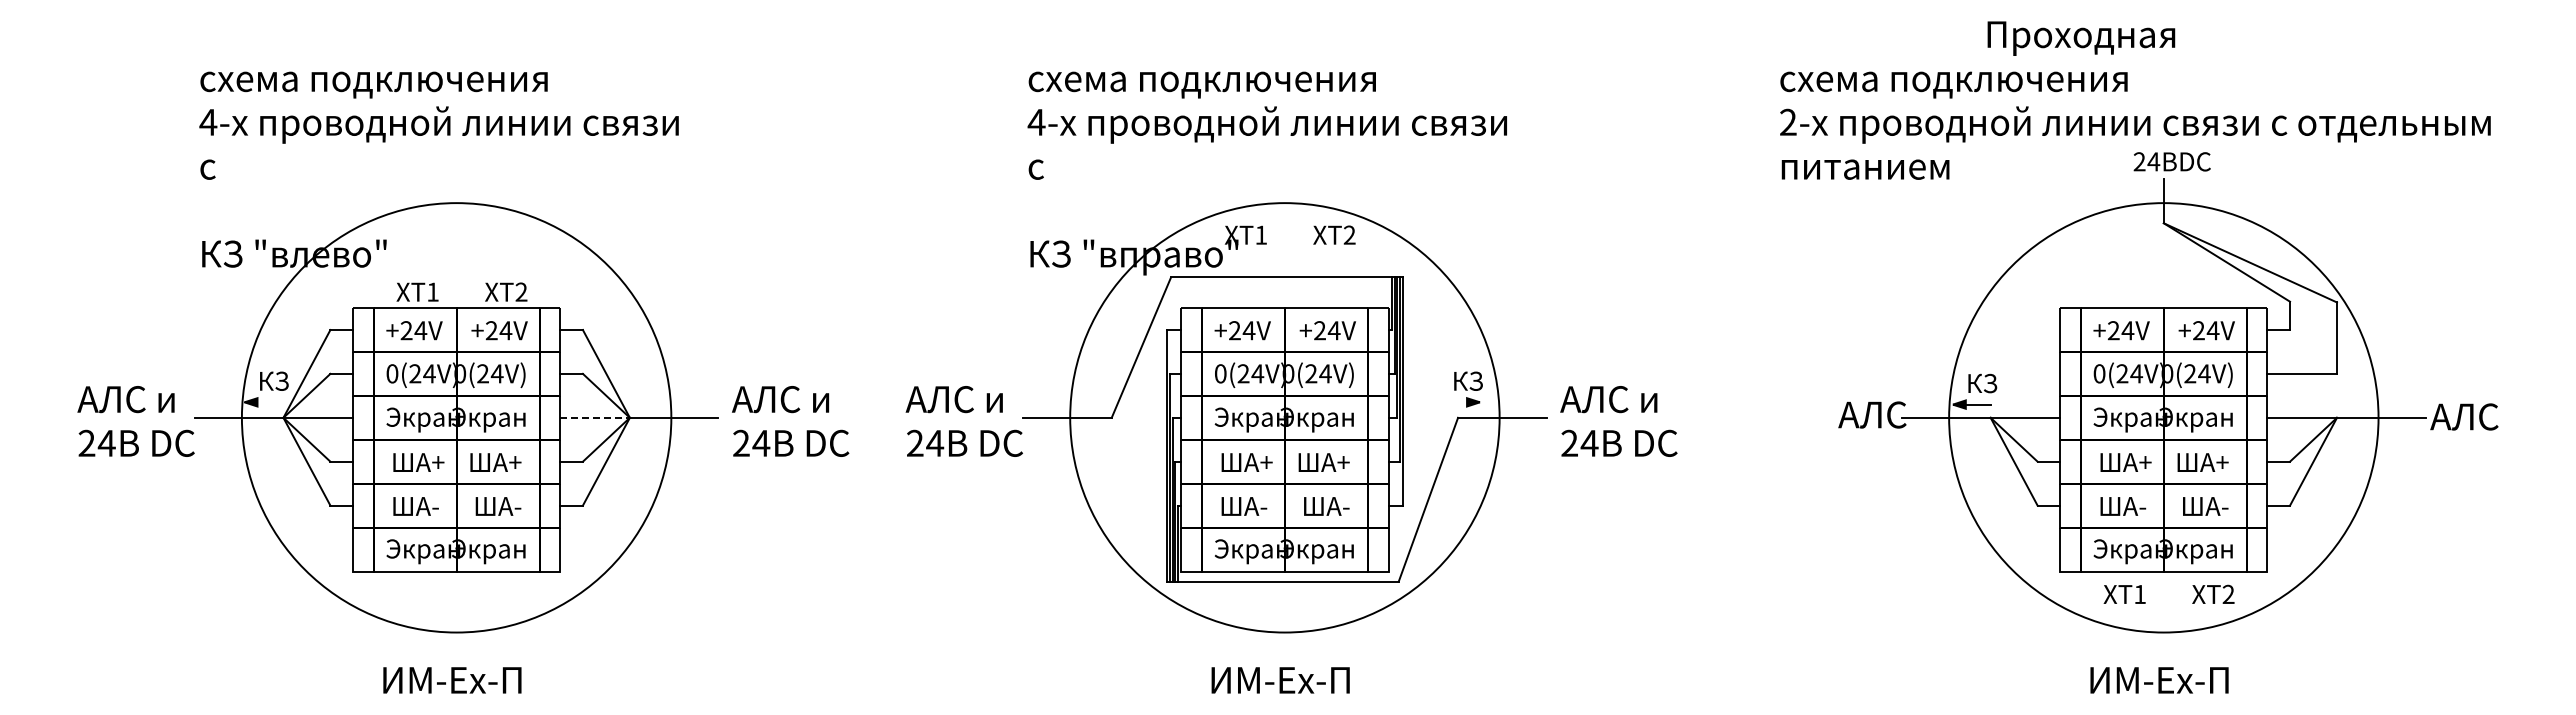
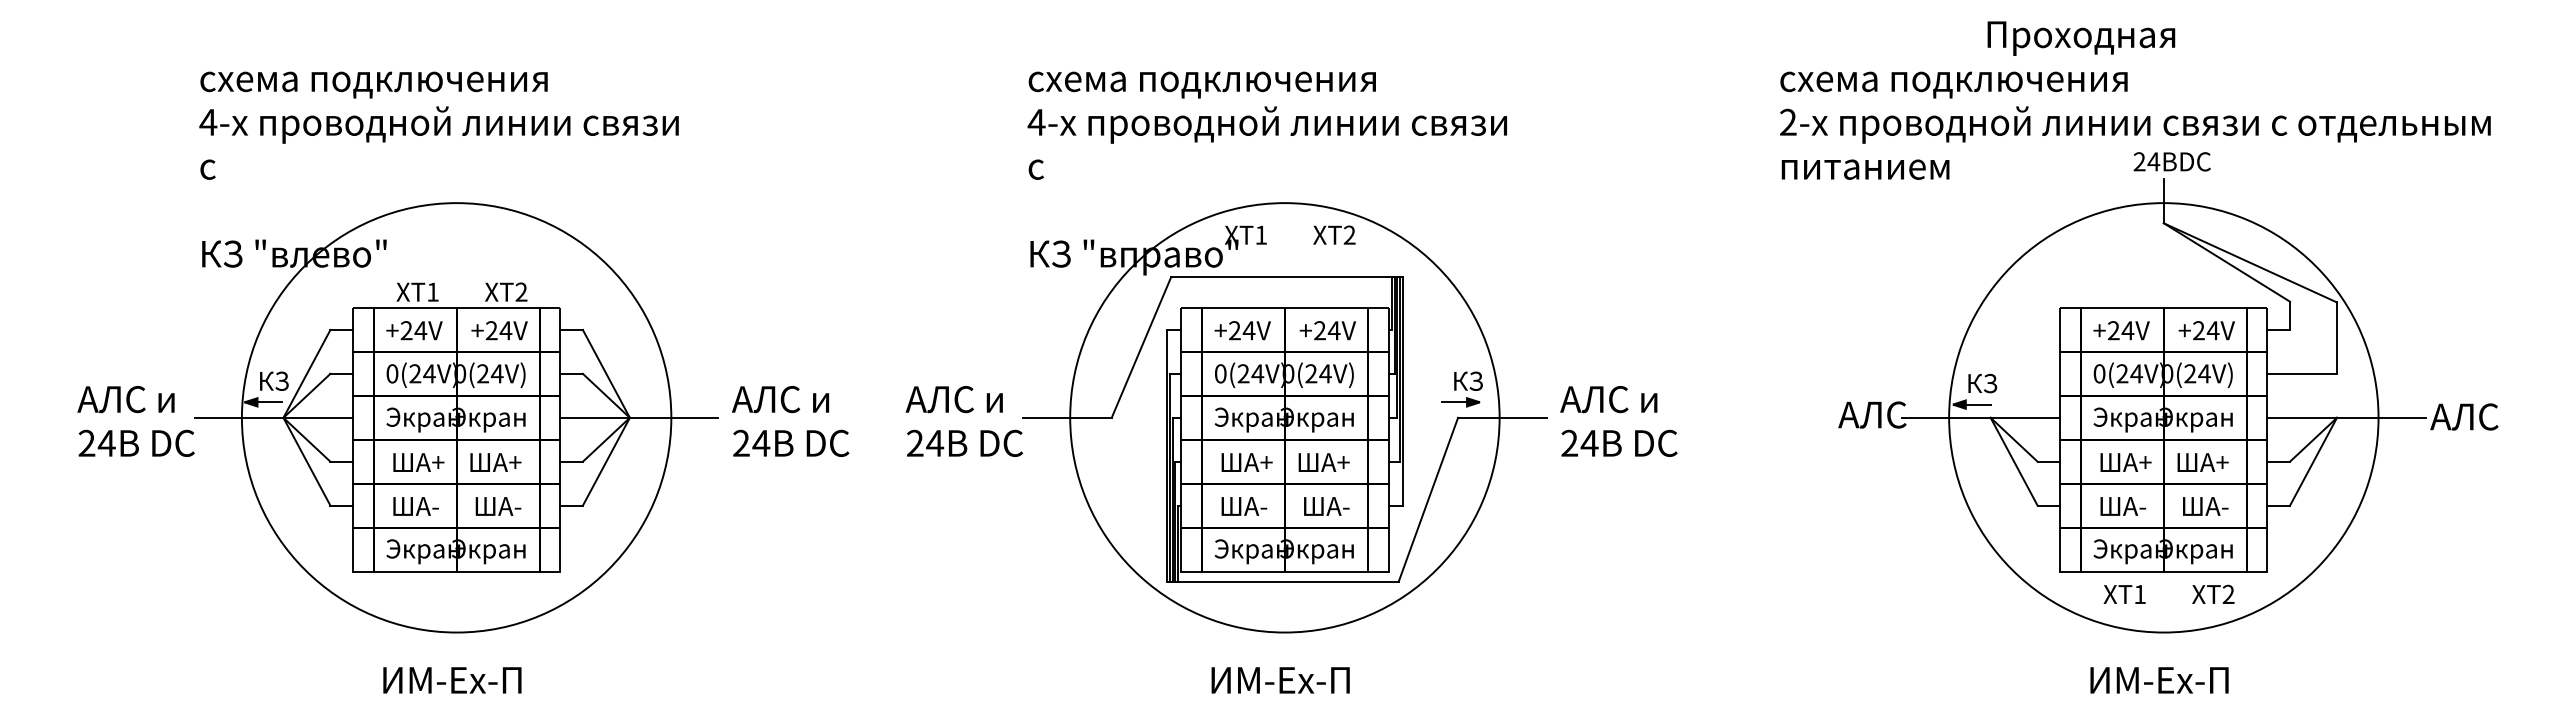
line: none -> present (269, 402)
line: none -> present (1454, 402)
line: dashed -> solid (595, 417)
